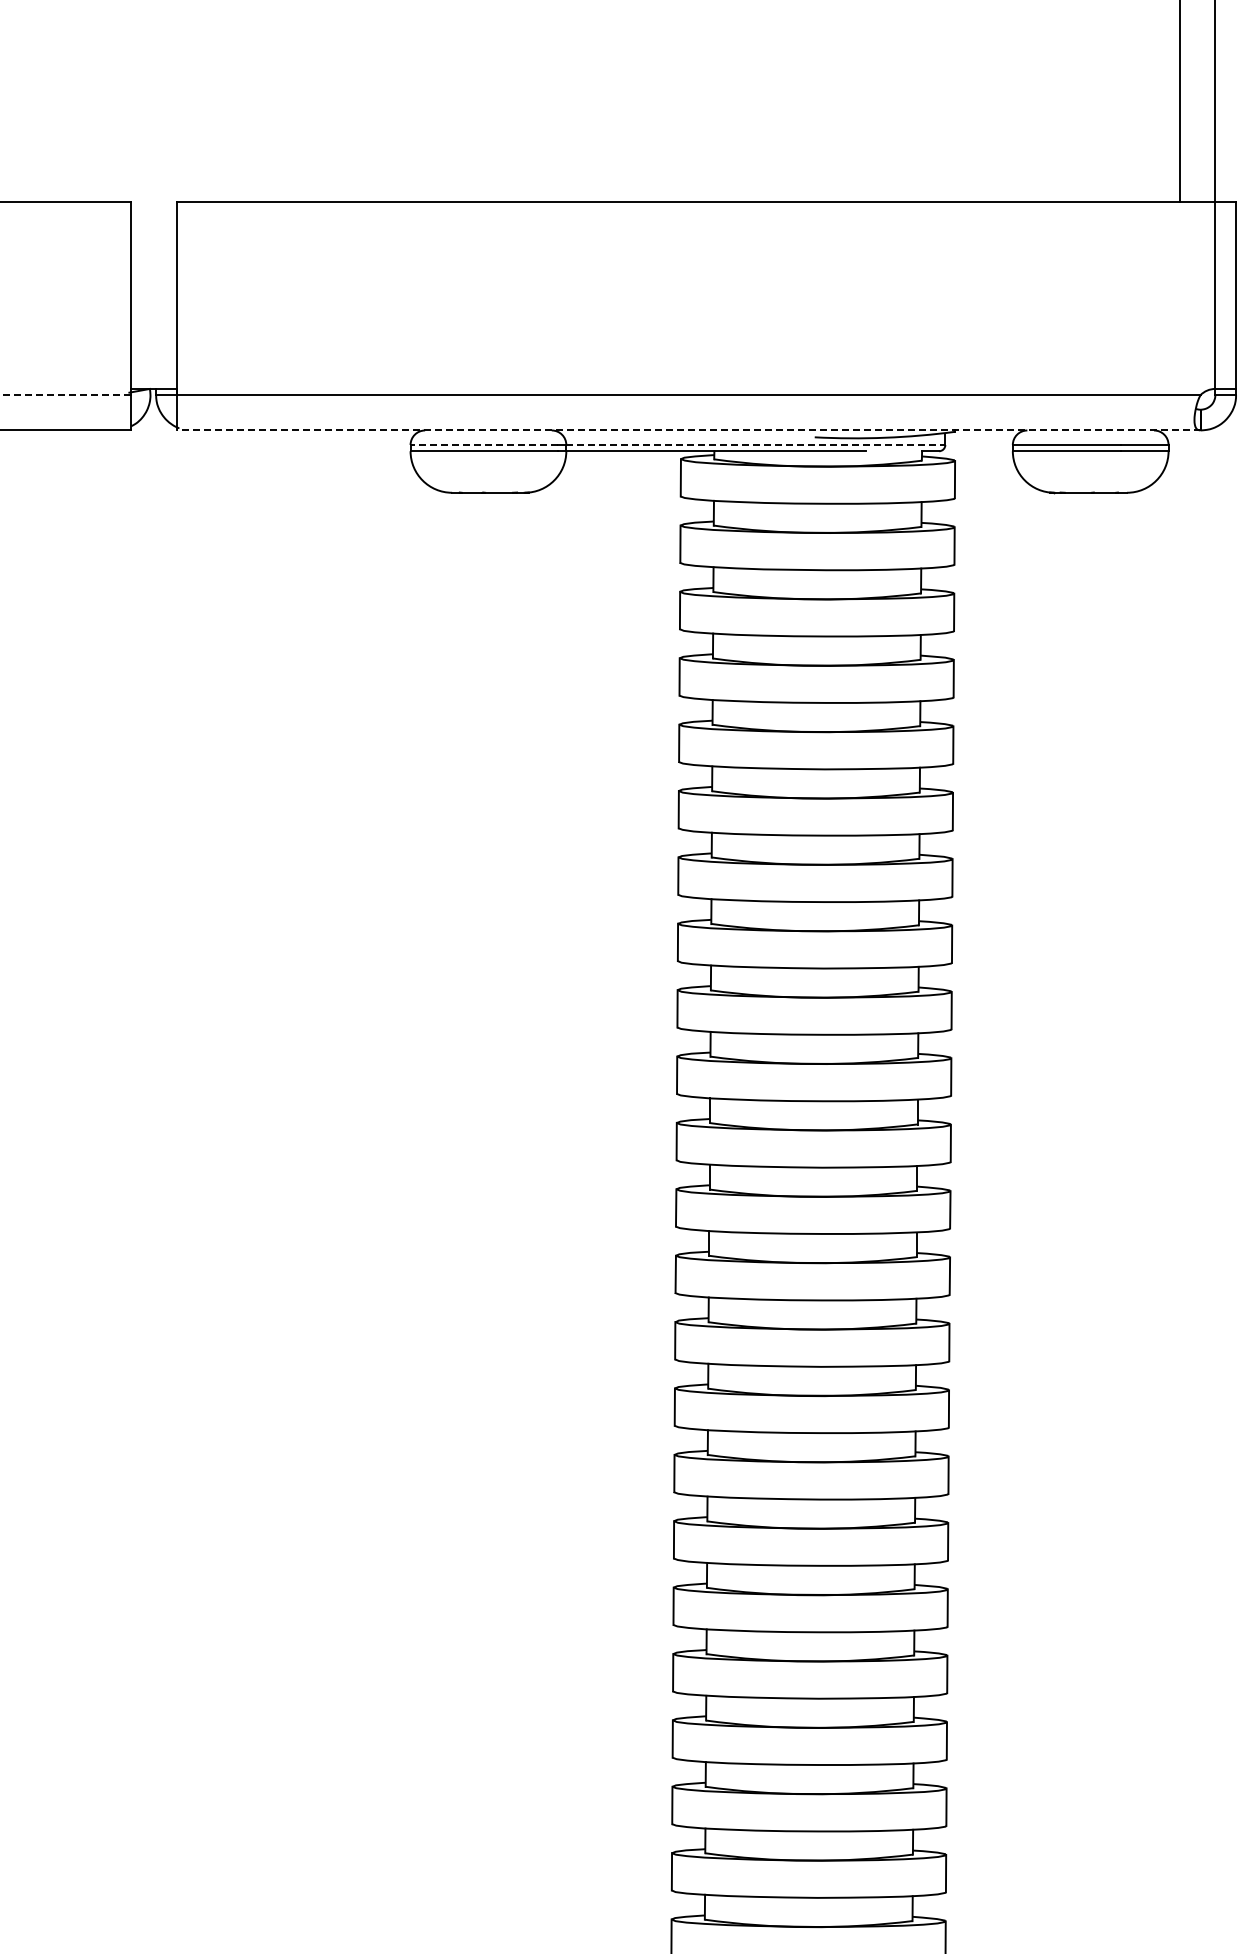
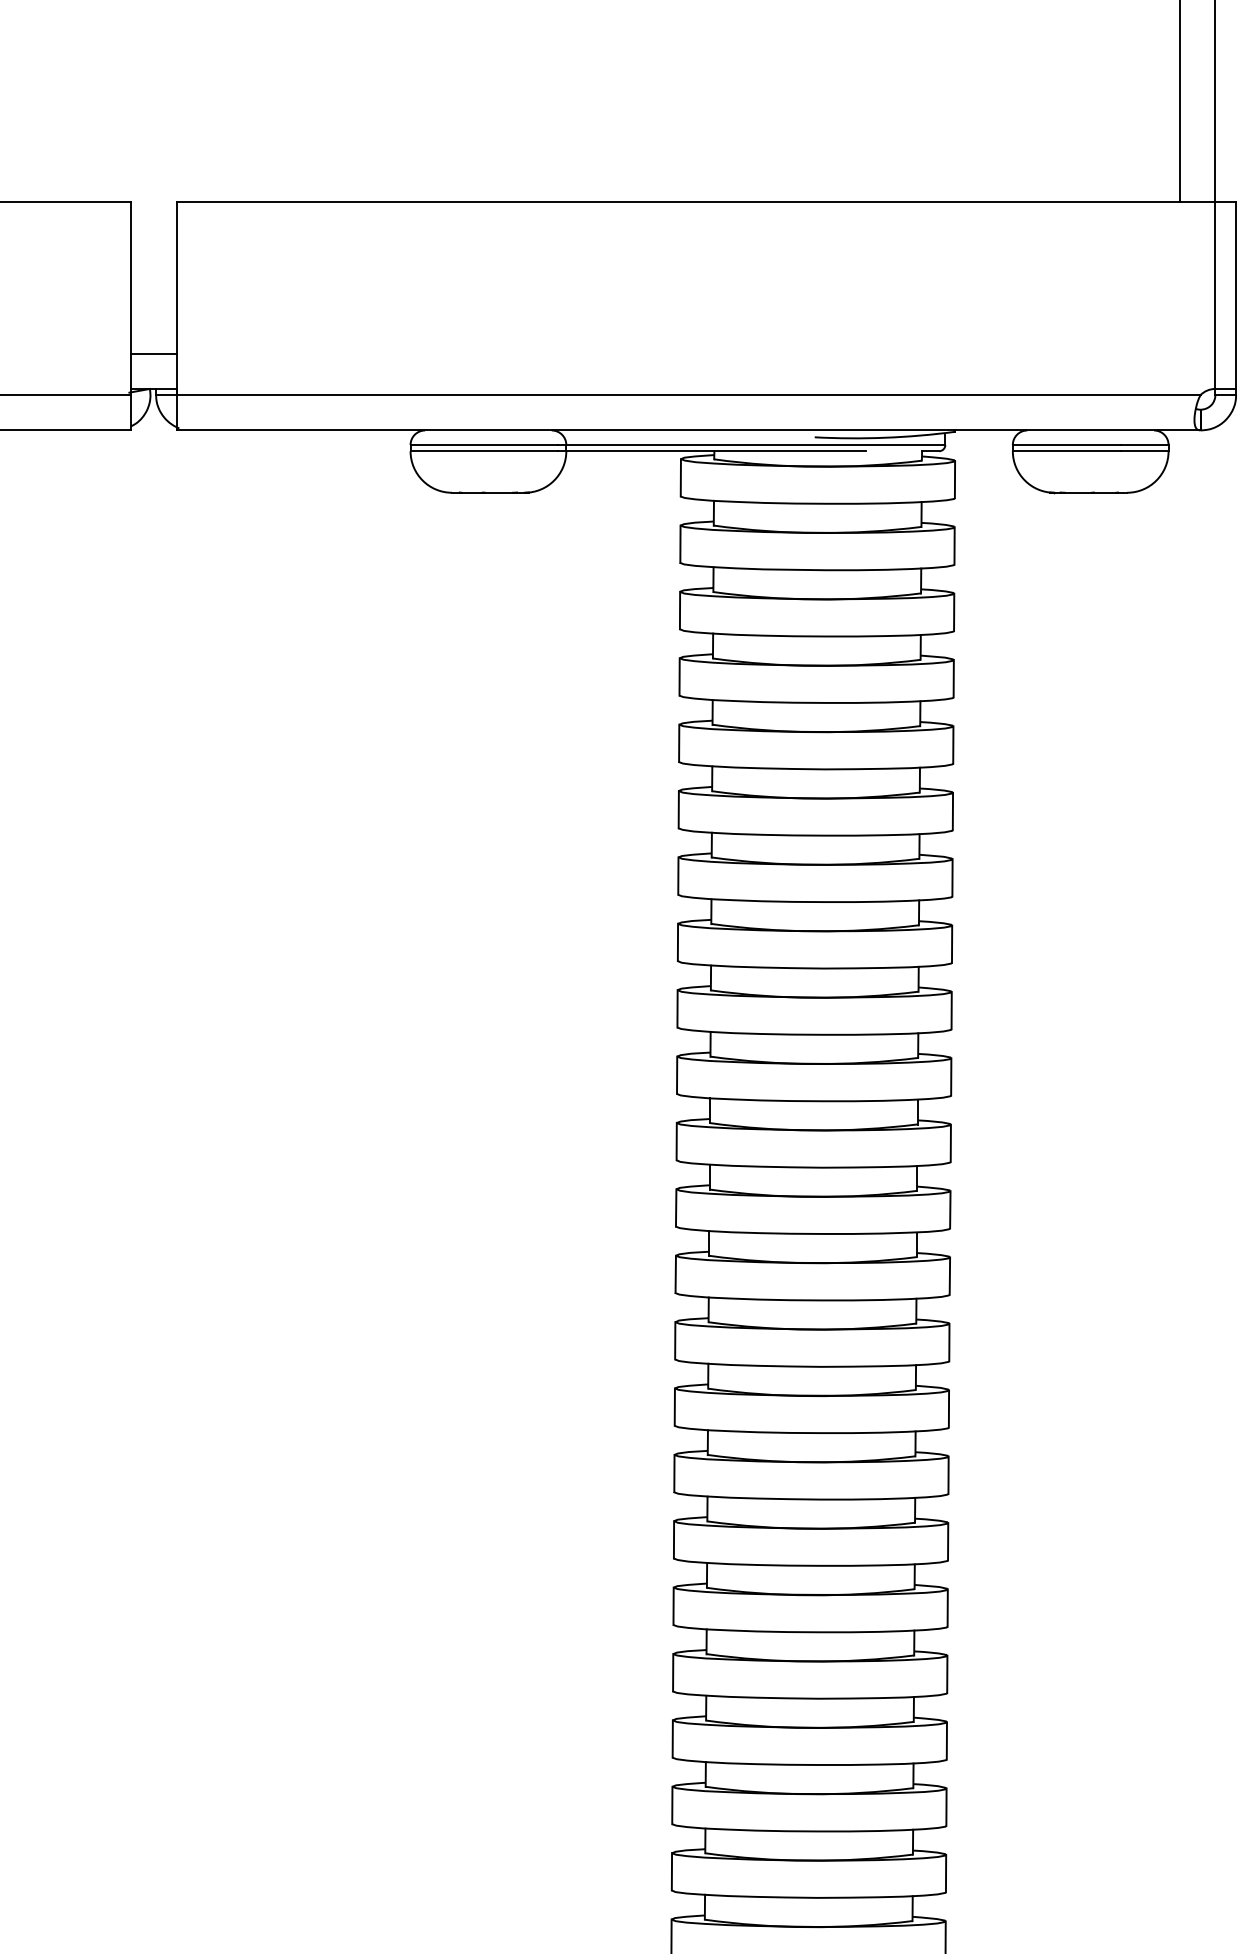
line: none -> present (153, 353)
line: dashed -> solid (65, 395)
line: dashed -> solid (688, 430)
line: dashed -> solid (484, 445)
line: dashed -> solid (755, 445)
